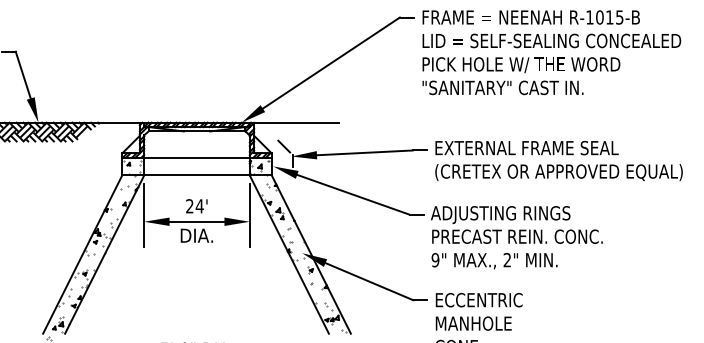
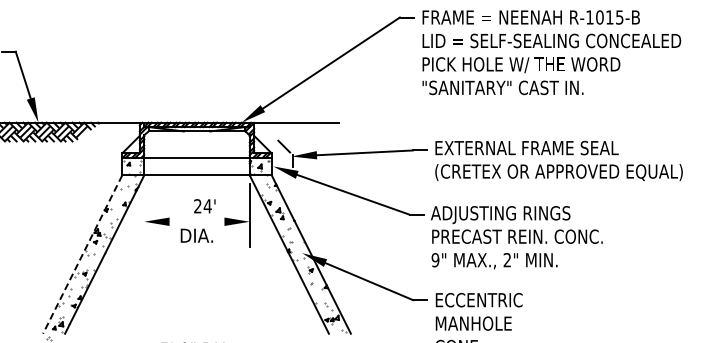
text position: (196, 206) -> (204, 206) (204, 206)
line: present -> none (144, 215)
line: present -> none (196, 221)
line: solid -> dashed (82, 255)
